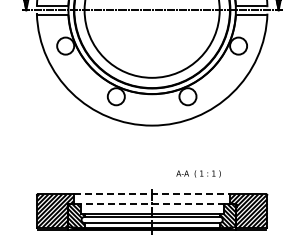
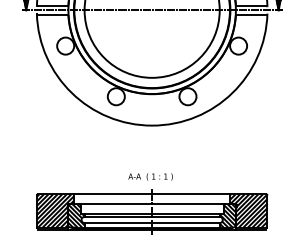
text position: (198, 173) -> (150, 176) (150, 176)
line: dashed -> solid (152, 194)
line: dashed -> solid (151, 204)
